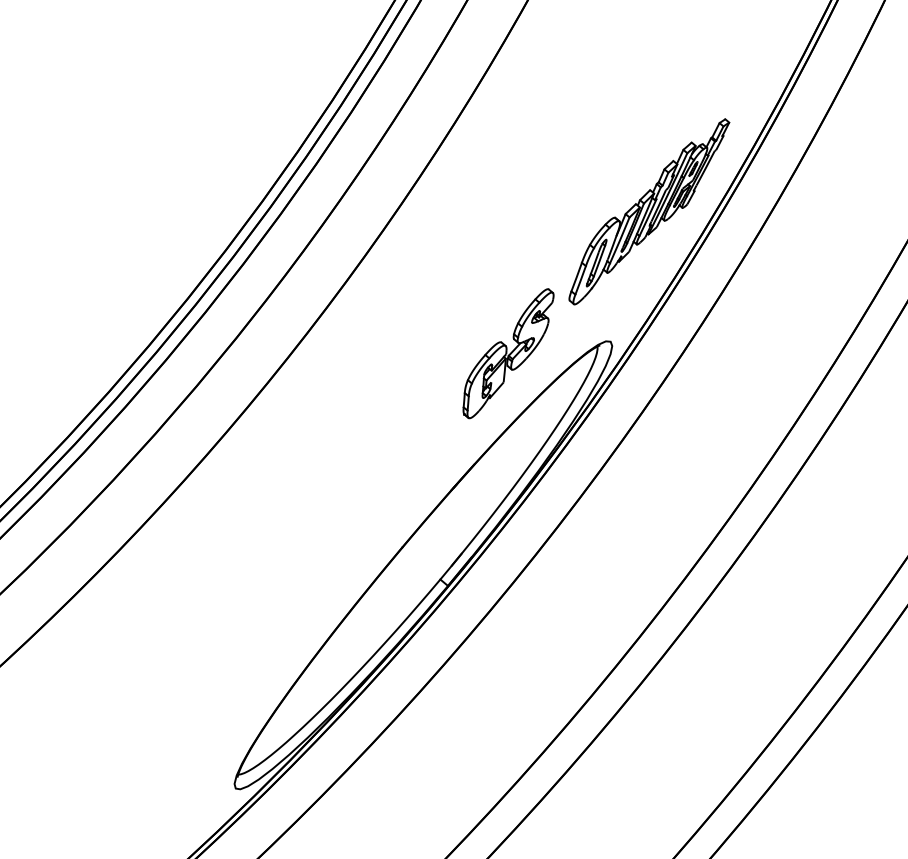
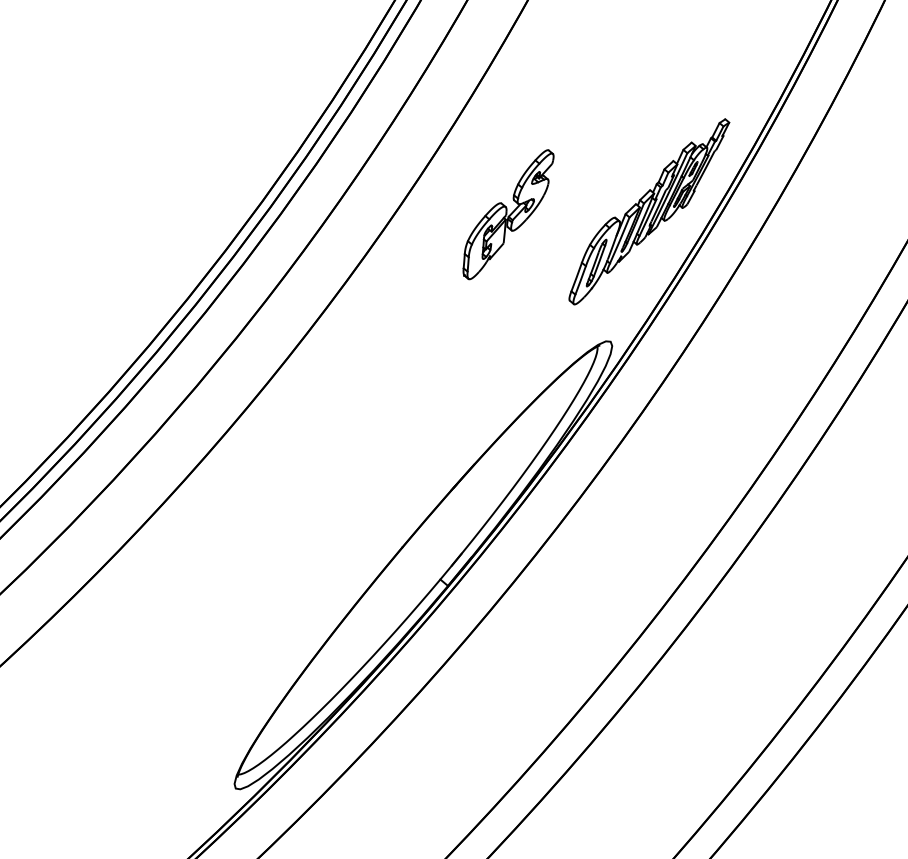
part position: (508, 353) -> (508, 214) (508, 214)
